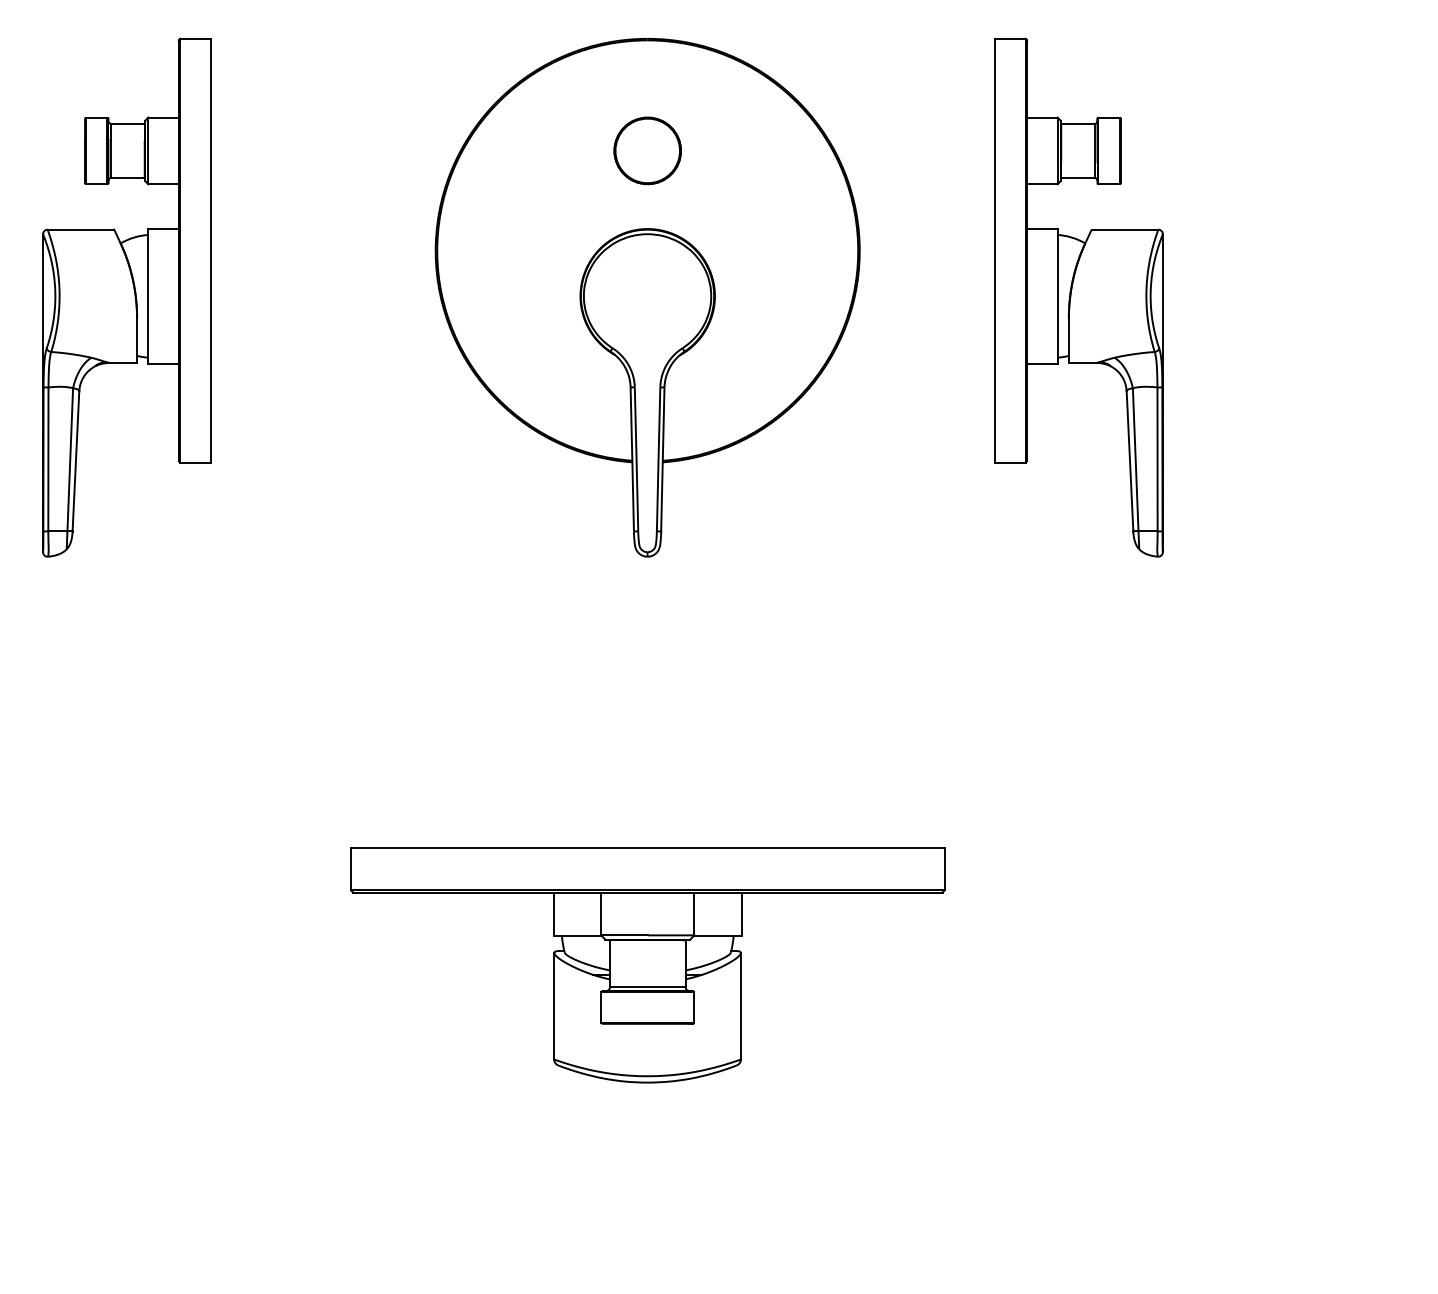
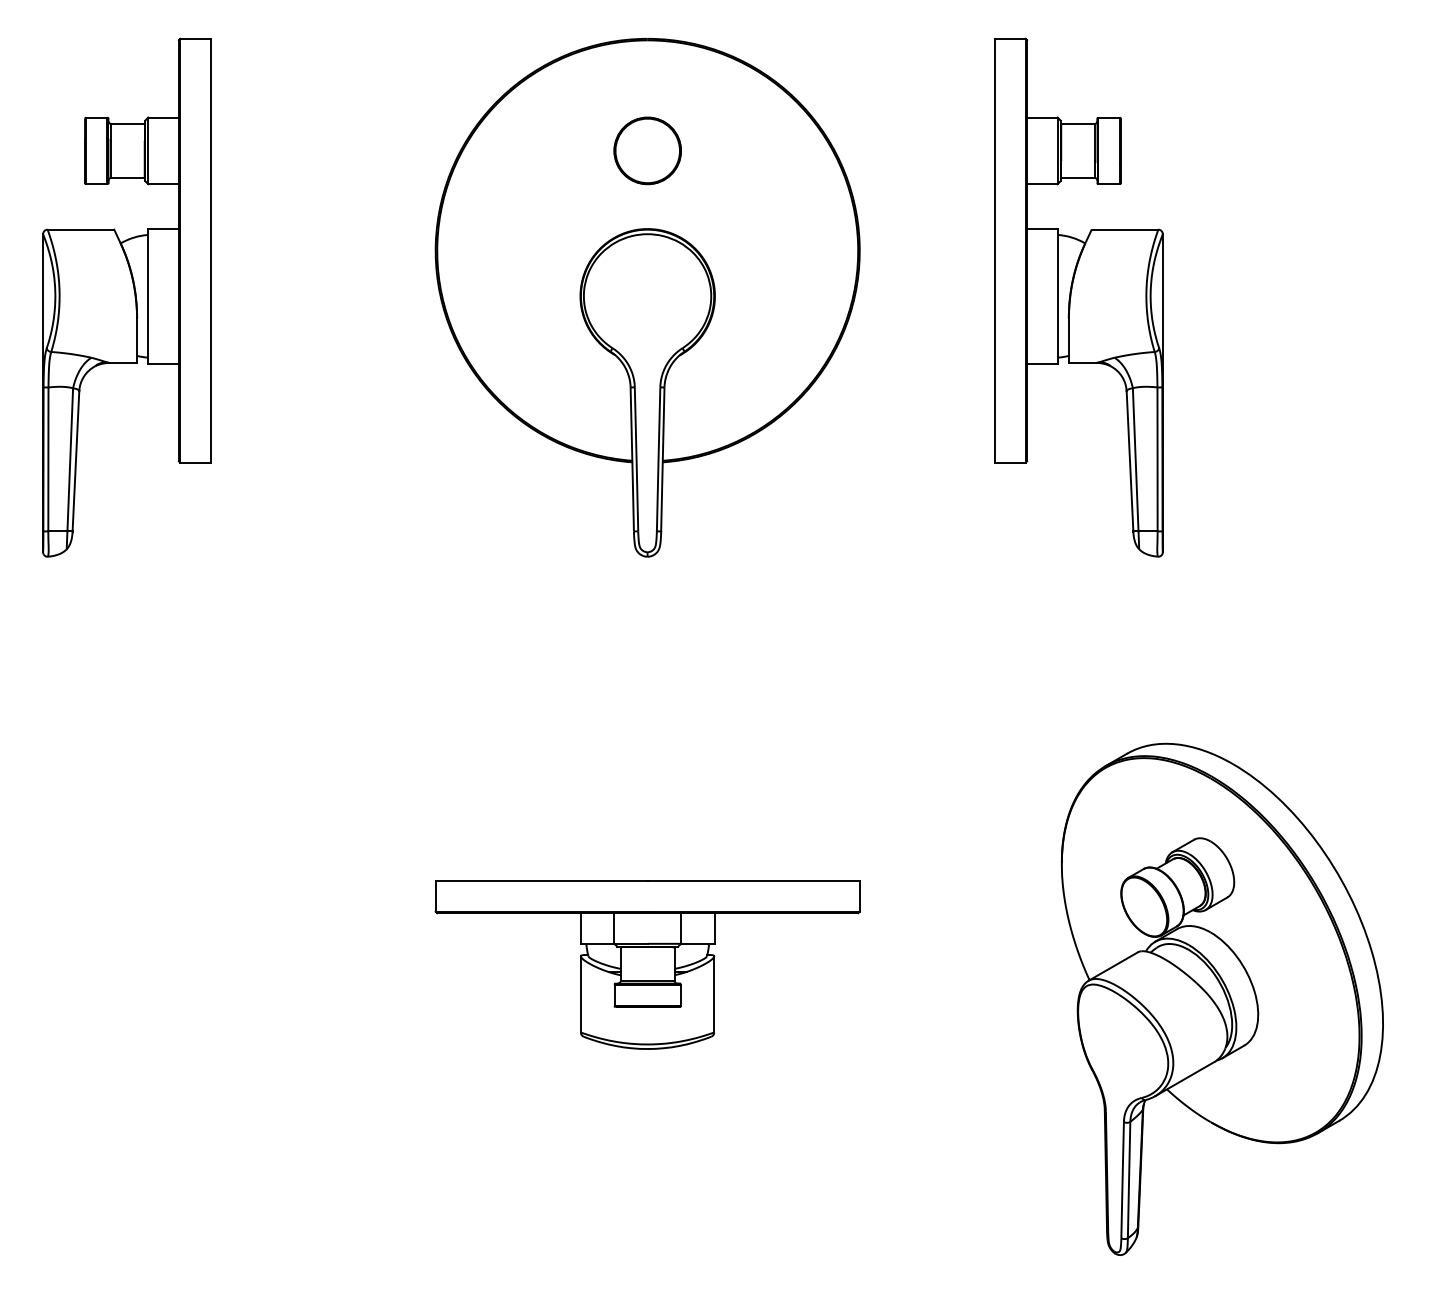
part size: 596x237 px -> 427x170 px (647, 964)
part: none -> present (1221, 998)
